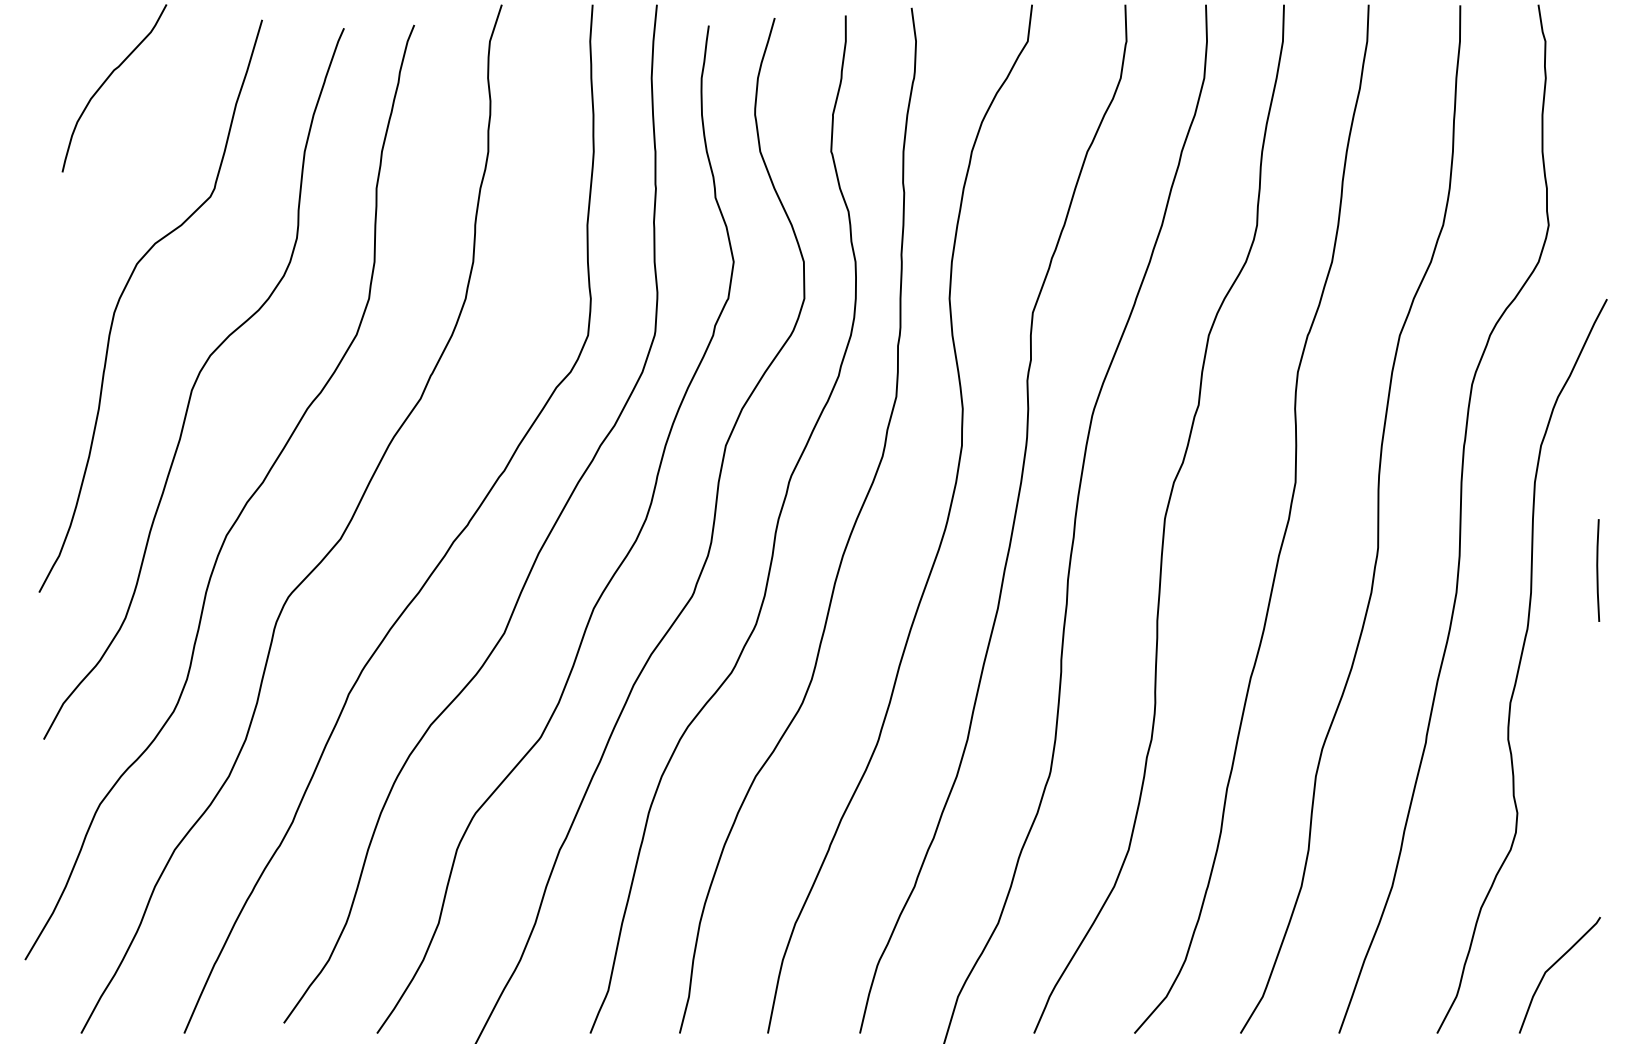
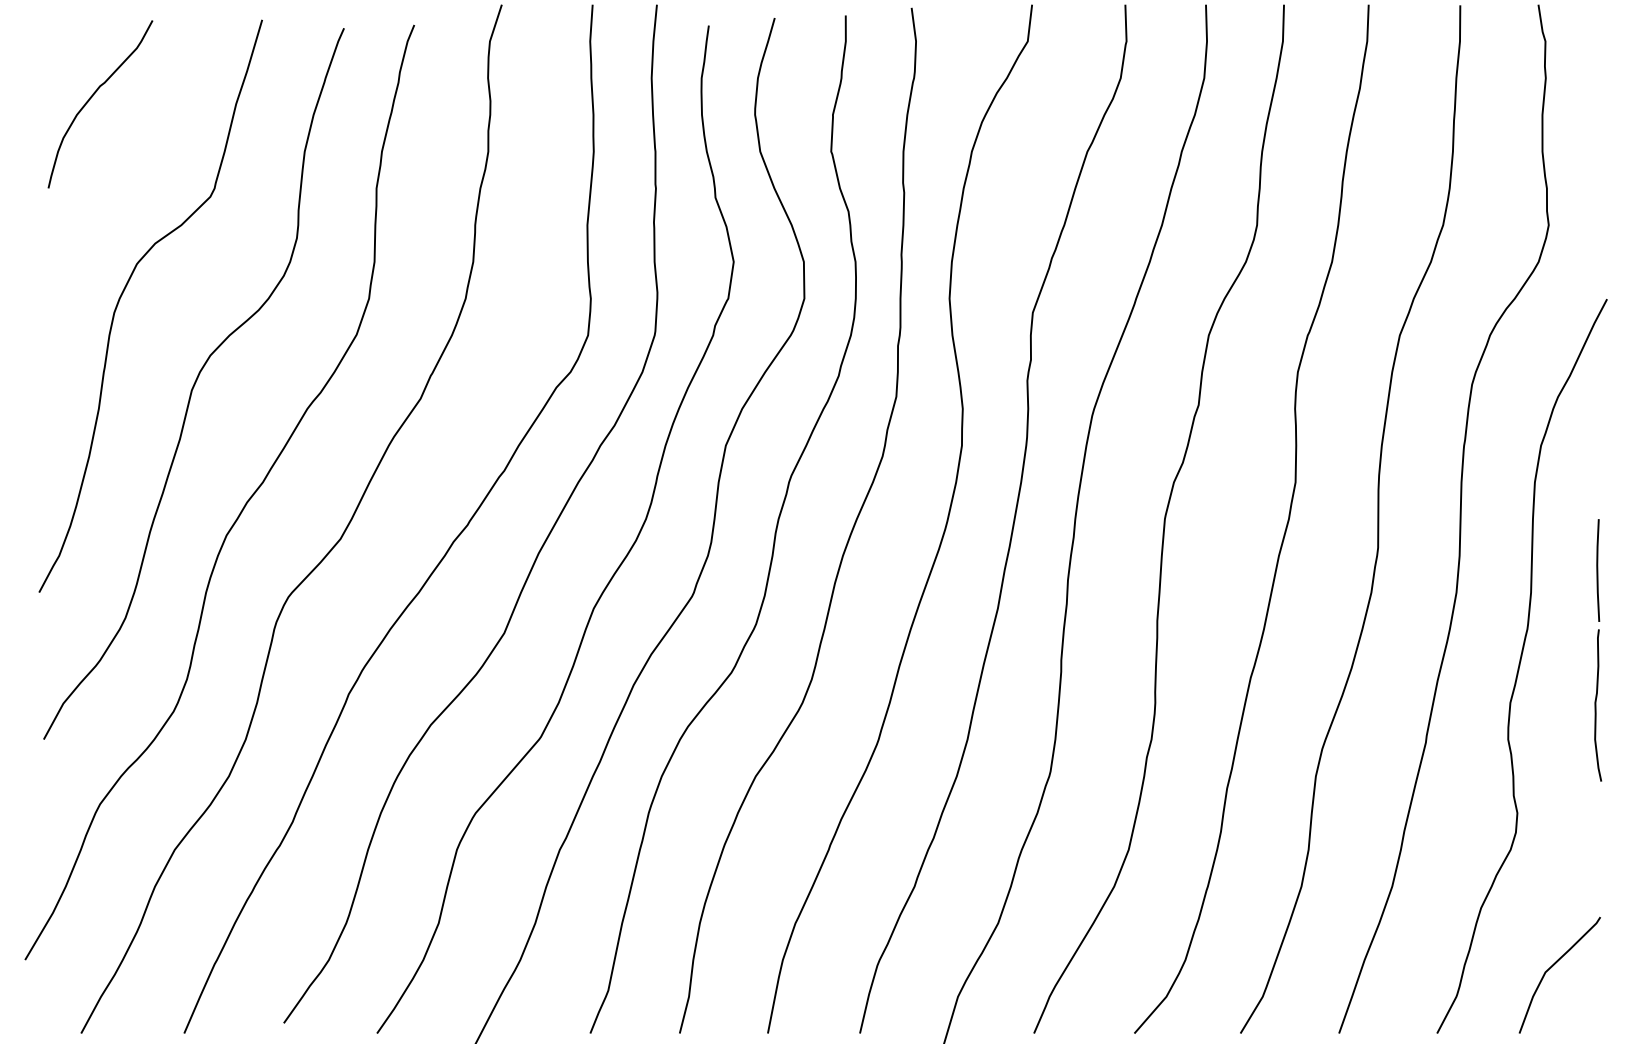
curve position: (107, 80) -> (93, 96) (93, 96)
curve: none -> present (1596, 705)
